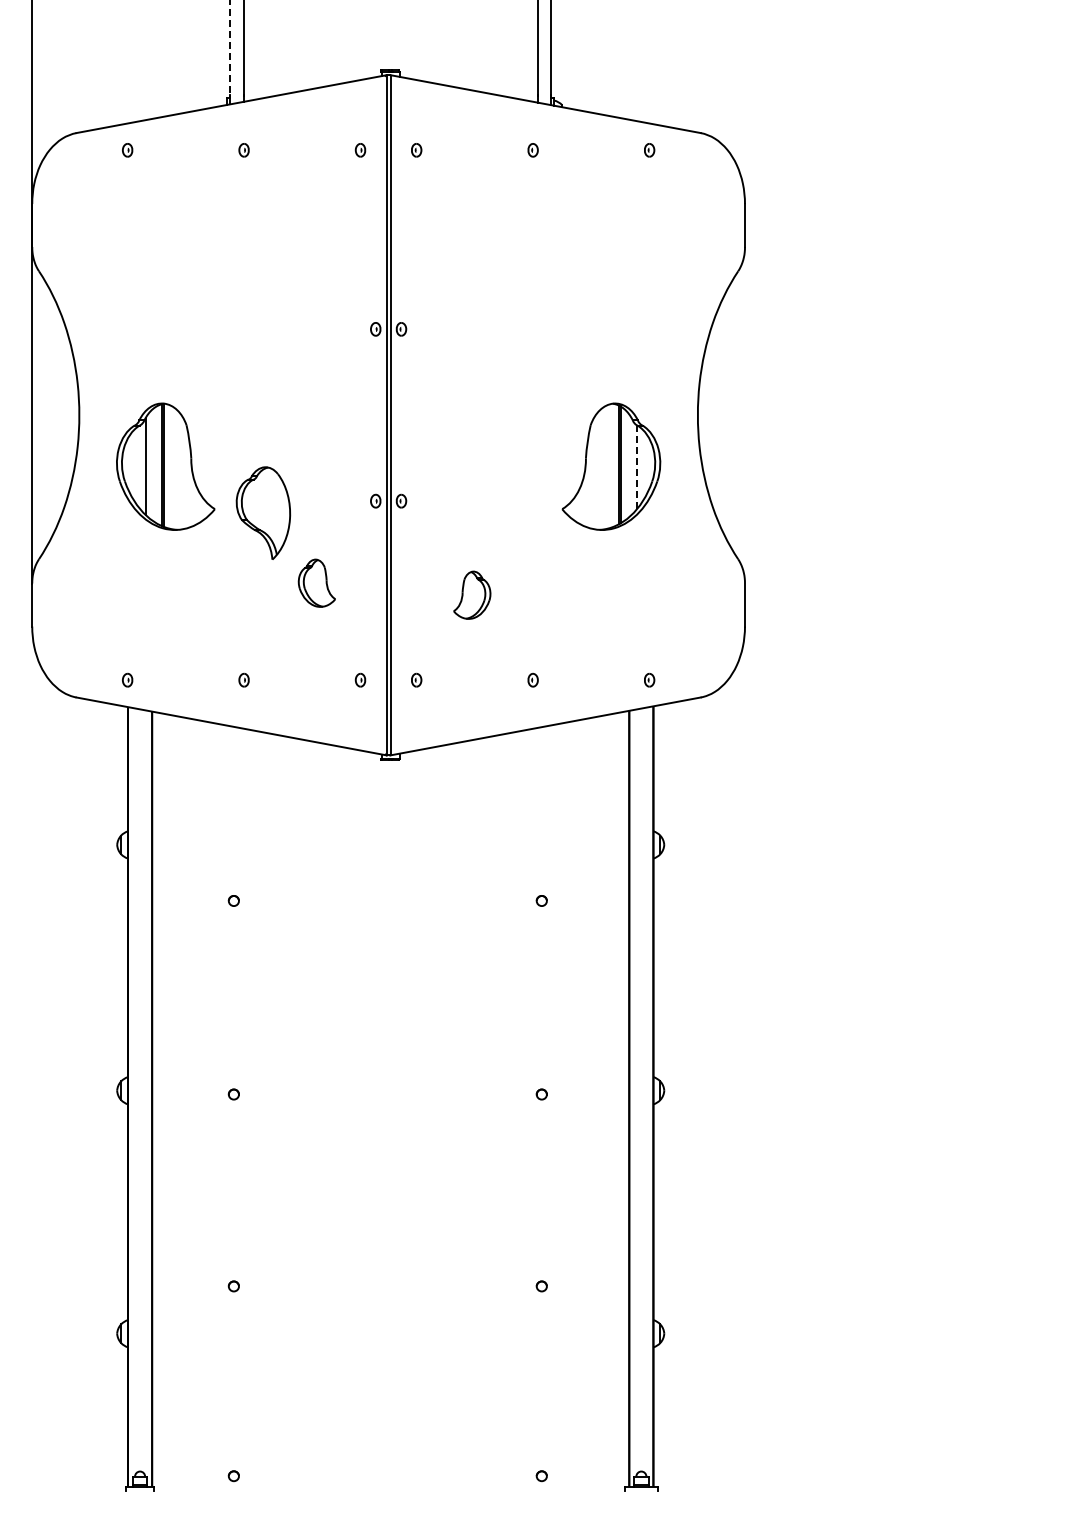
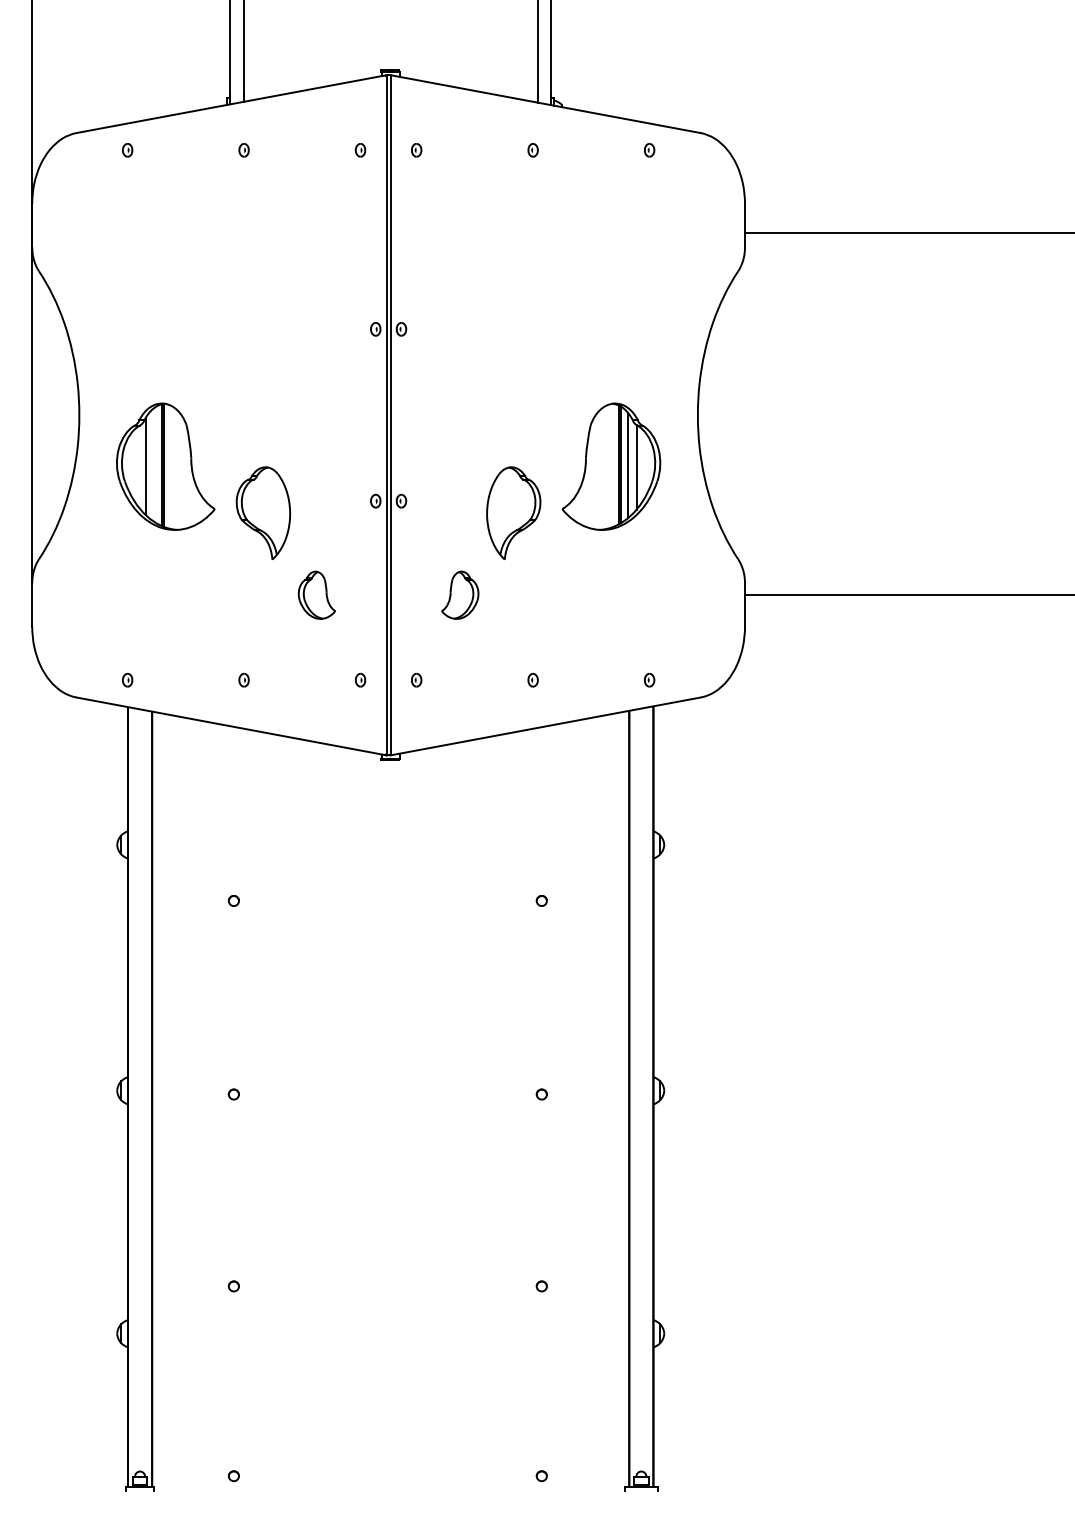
line: dashed -> solid (230, 48)
line: none -> present (908, 232)
line: none -> present (628, 465)
line: dashed -> solid (636, 467)
part: none -> present (513, 512)
part position: (316, 582) -> (316, 594) (316, 594)
part position: (472, 594) -> (460, 594) (460, 594)
line: none -> present (908, 595)
